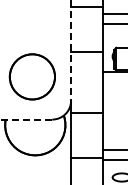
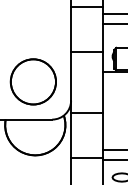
line: dashed -> solid (71, 50)
circle position: (31, 76) -> (32, 81) (32, 81)
line: dashed -> solid (26, 119)
